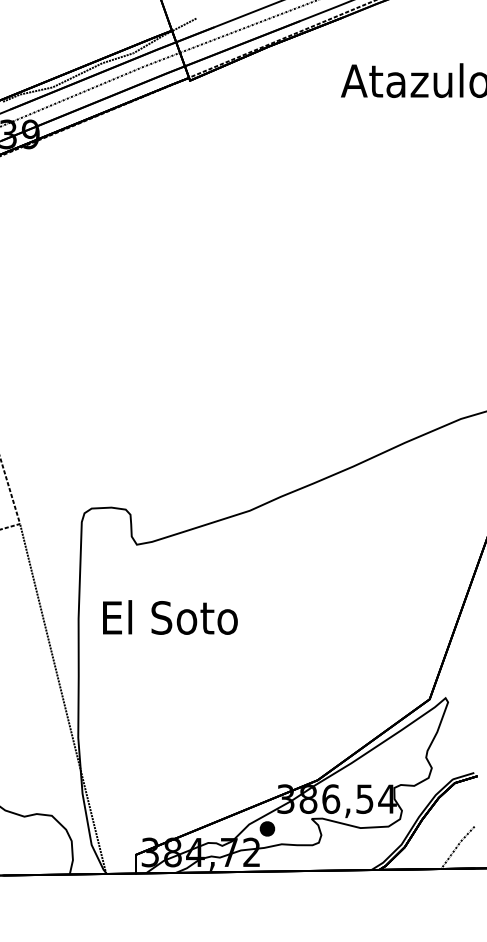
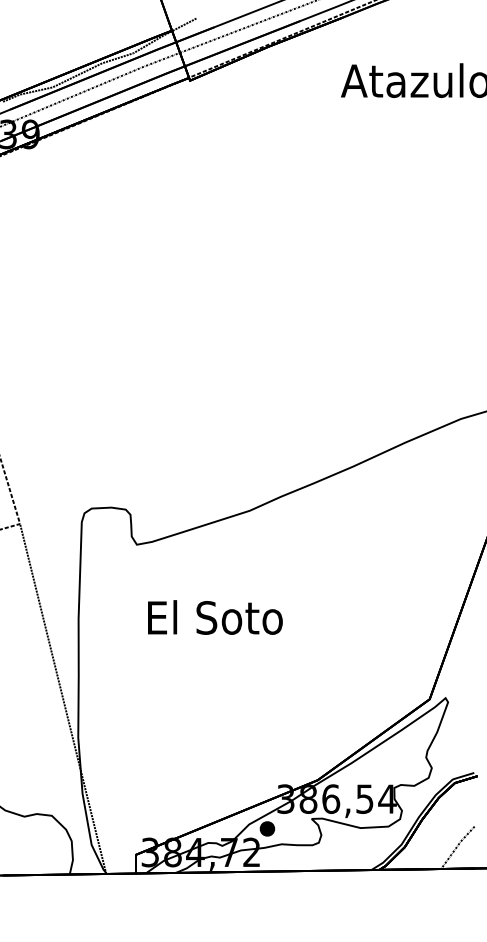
text position: (170, 617) -> (215, 617) (215, 617)
